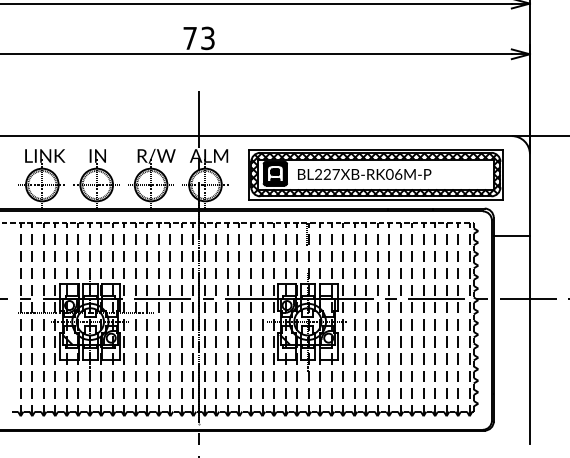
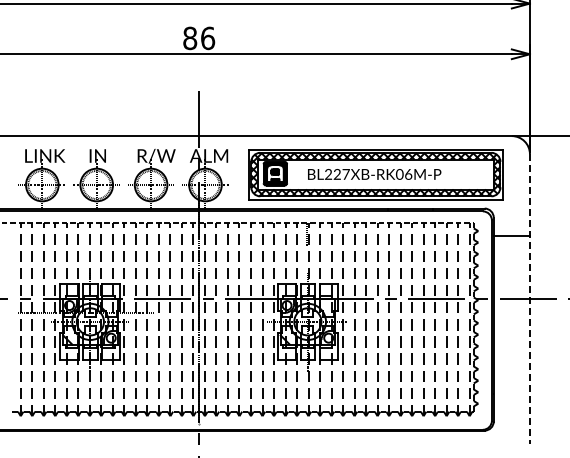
text: 73 -> 86 (199, 38)
text position: (364, 174) -> (374, 174) (374, 174)
line: solid -> dashed (529, 299)
